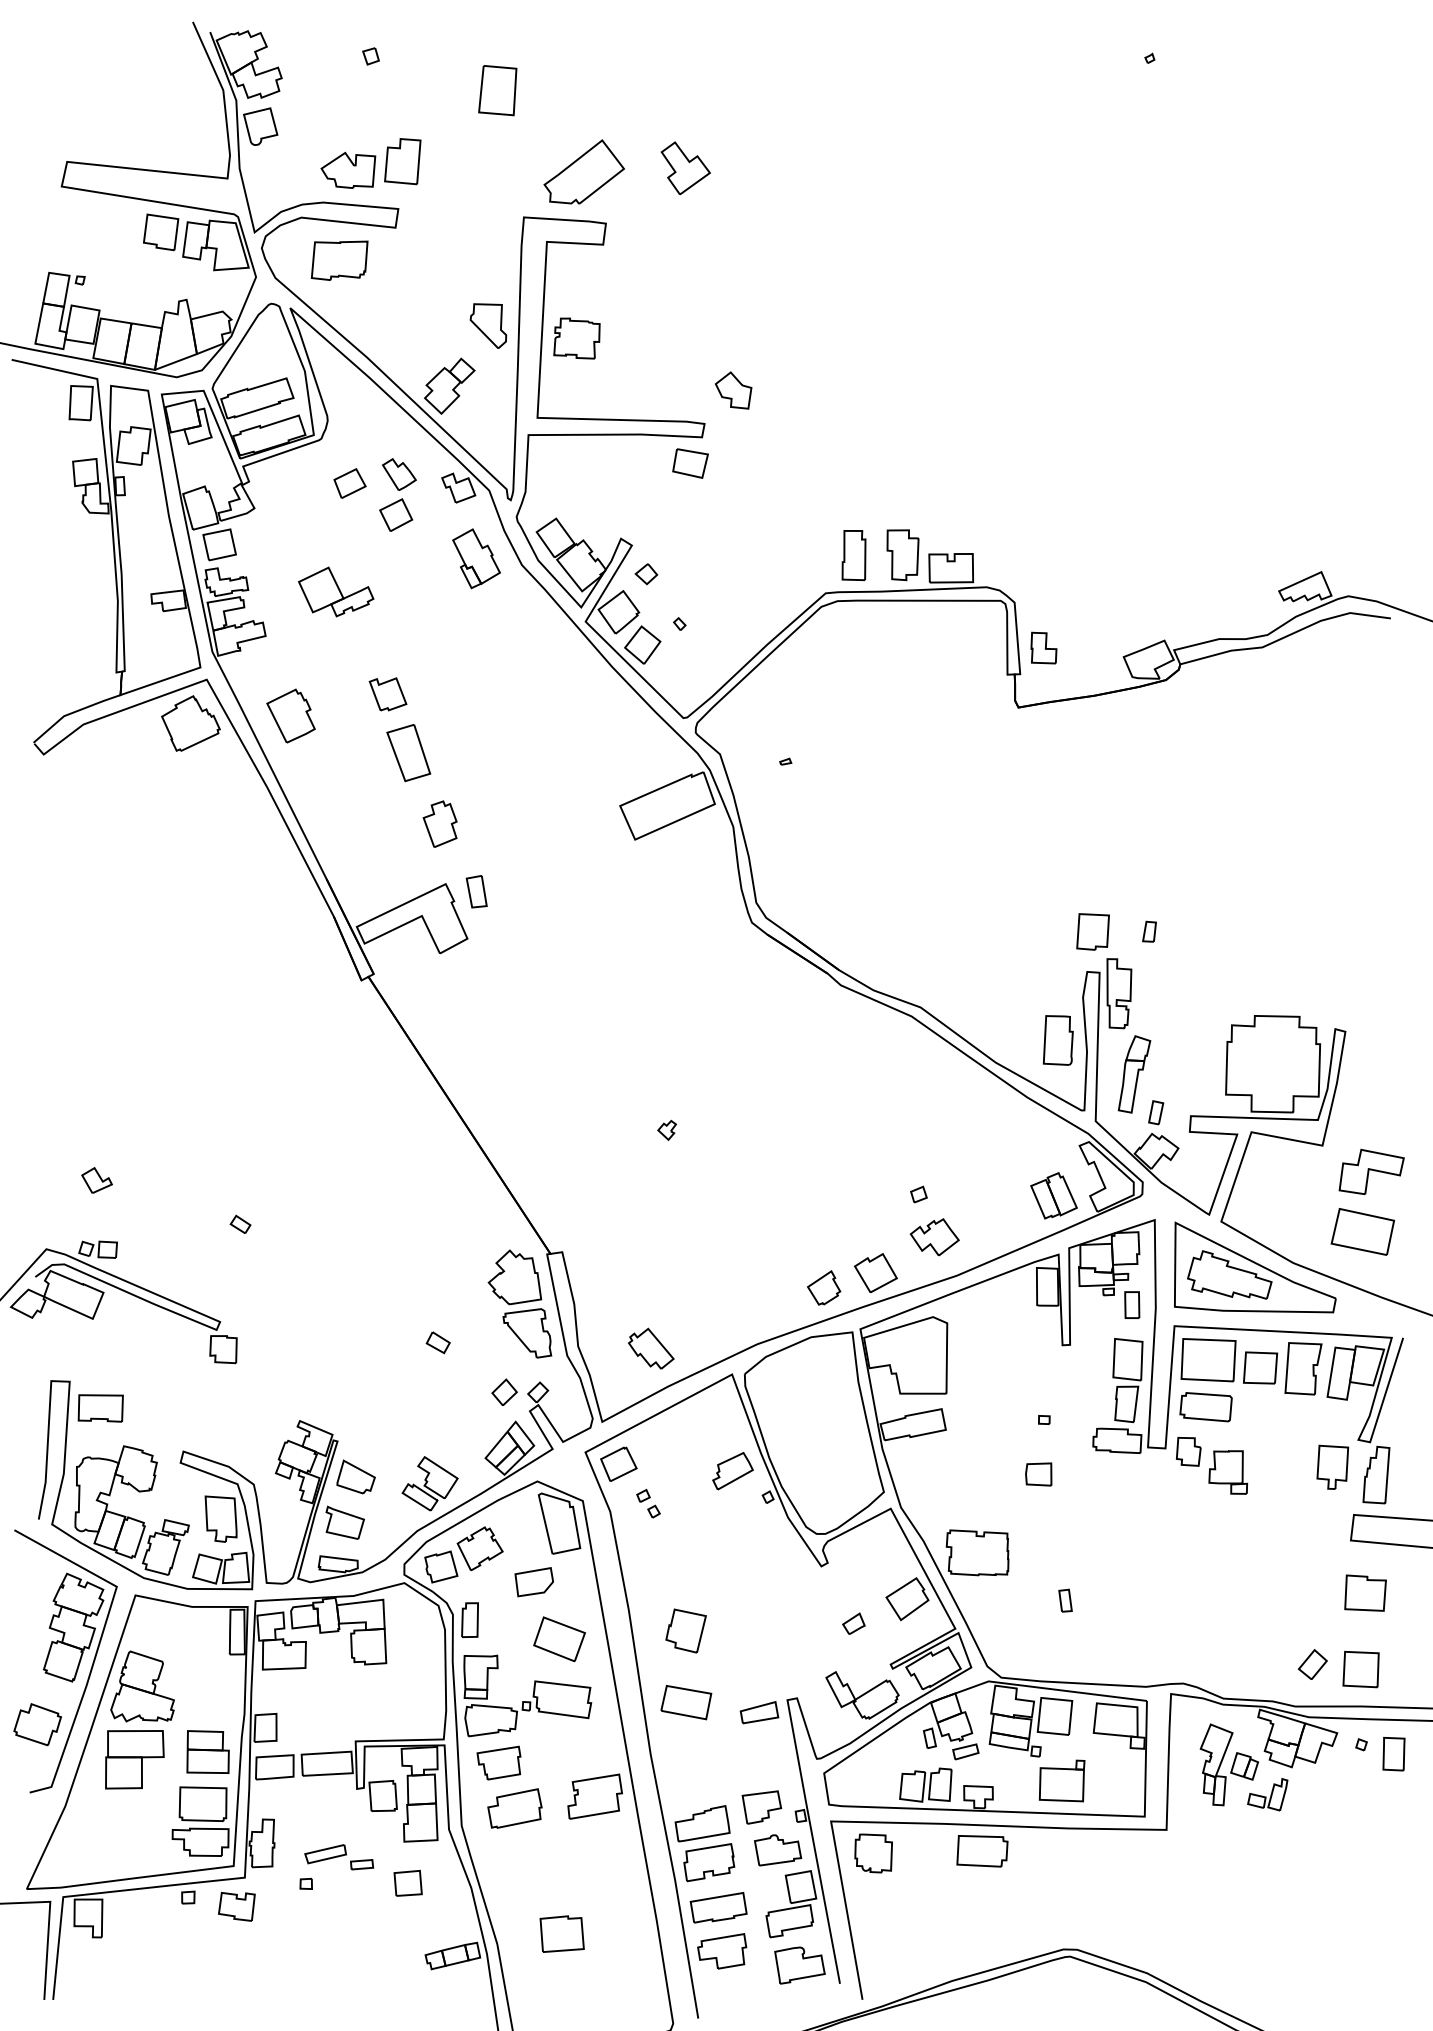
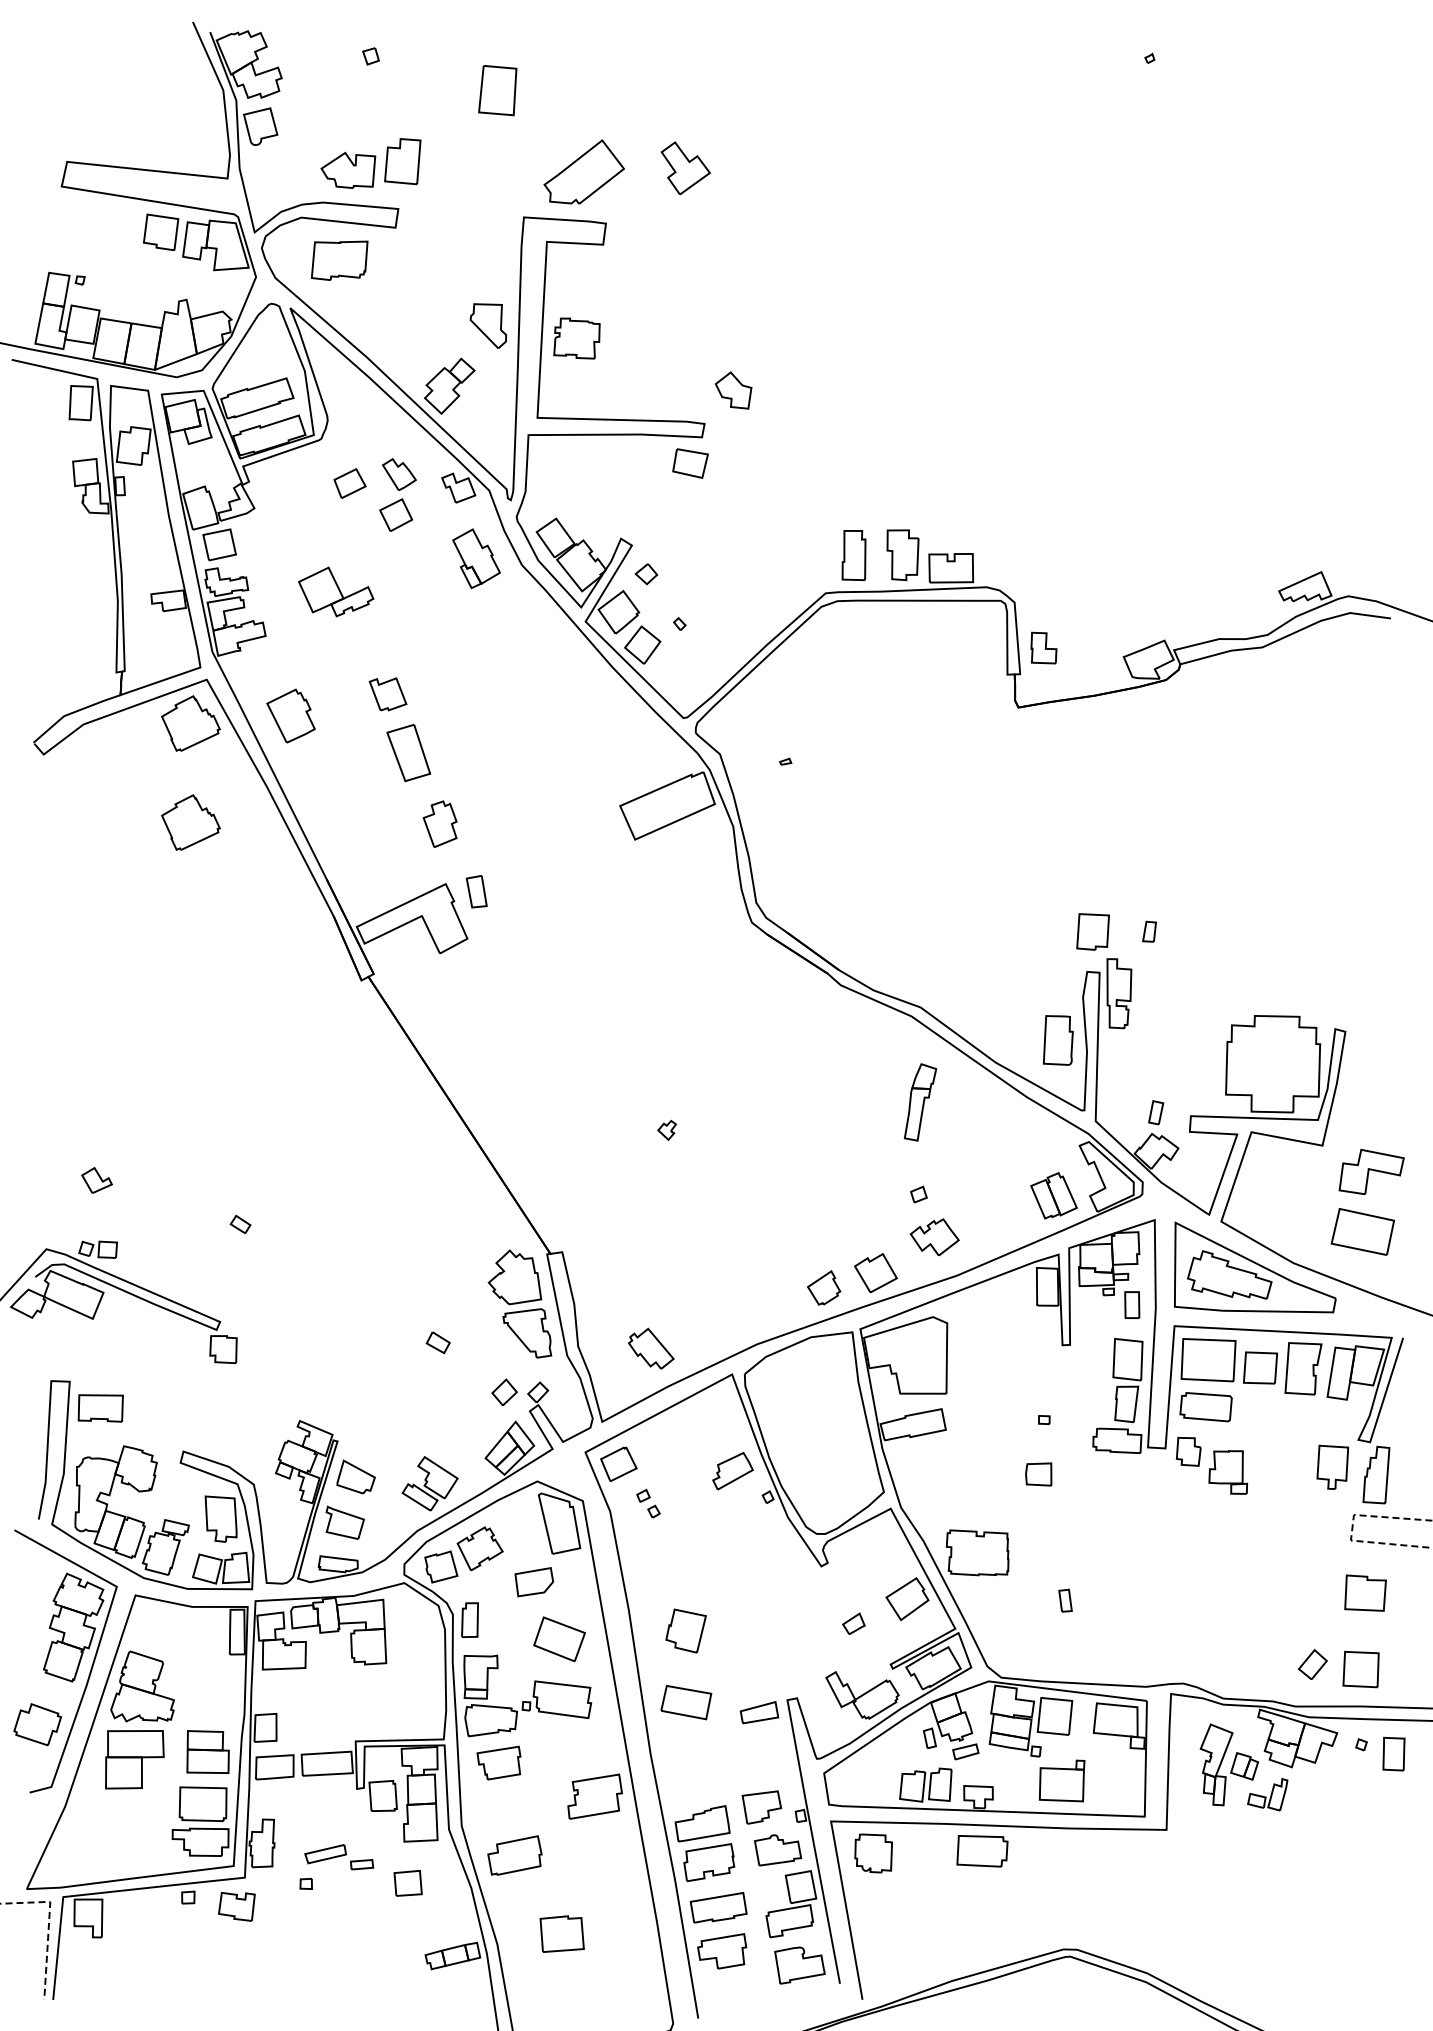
part: none -> present (190, 822)
part position: (1134, 1074) -> (920, 1102) (920, 1102)
line: solid -> dashed (1352, 1529)
part position: (514, 1808) -> (514, 1855) (514, 1855)
line: solid -> dashed (48, 1925)
